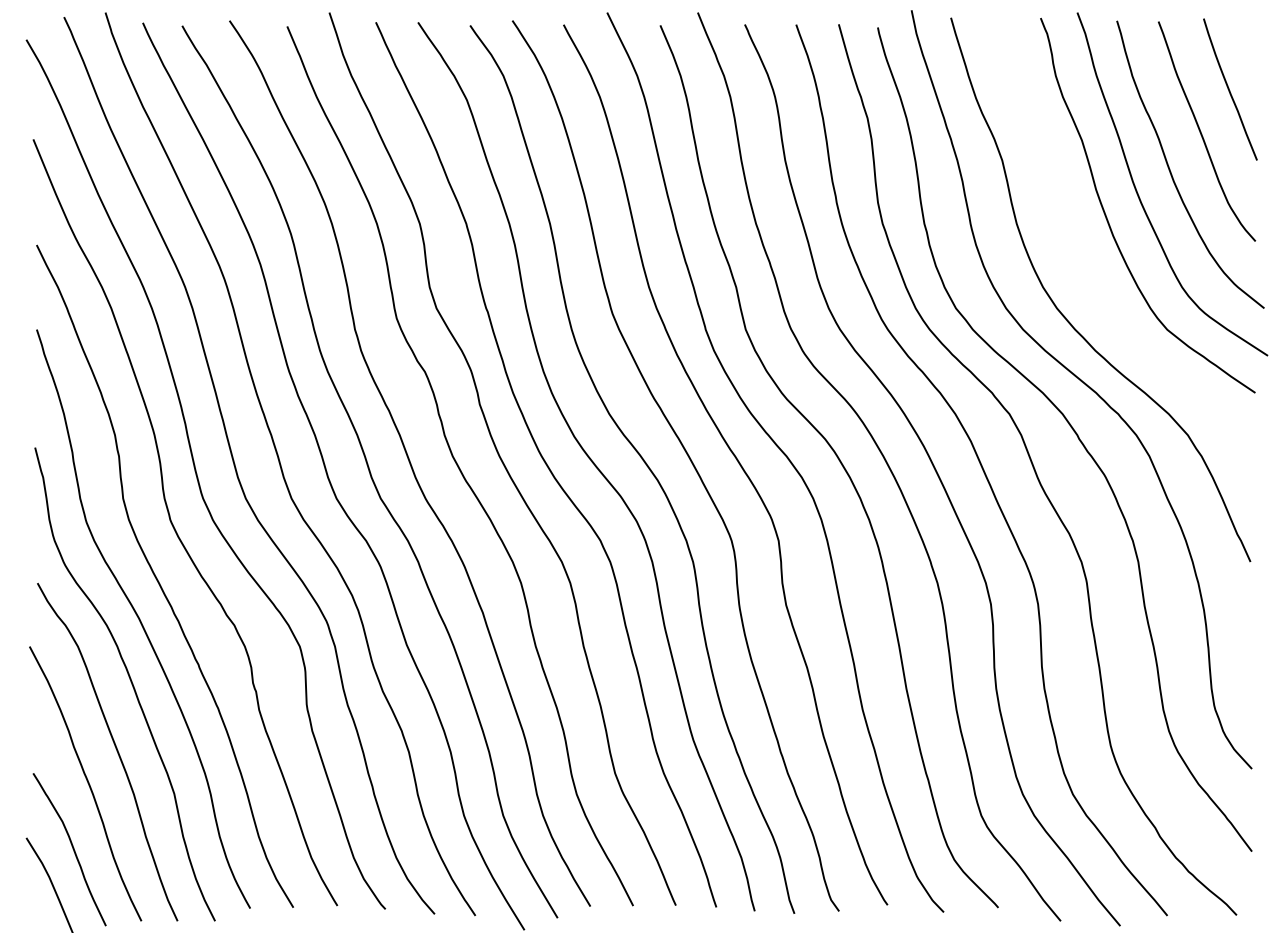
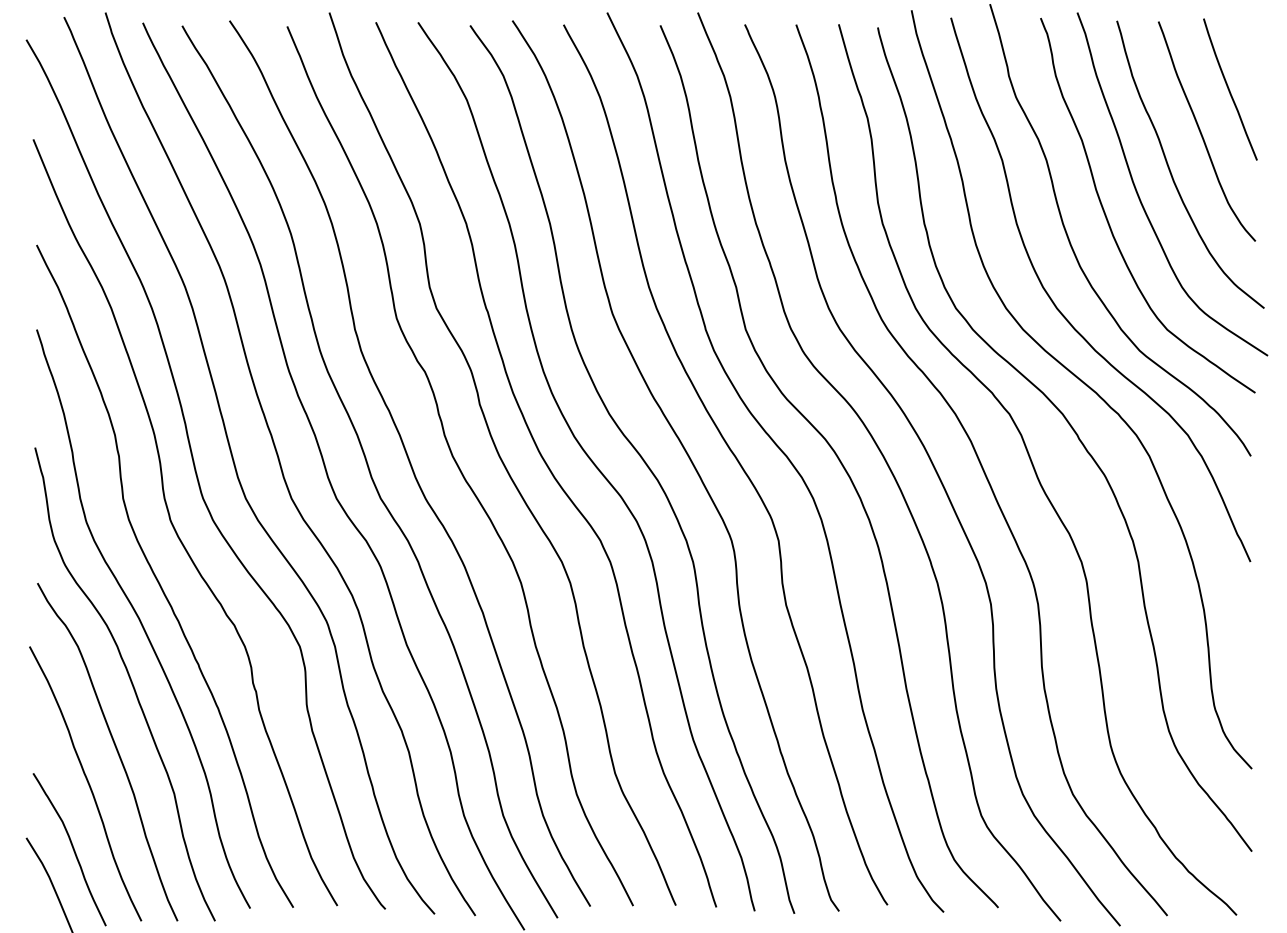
curve: none -> present (1074, 250)
